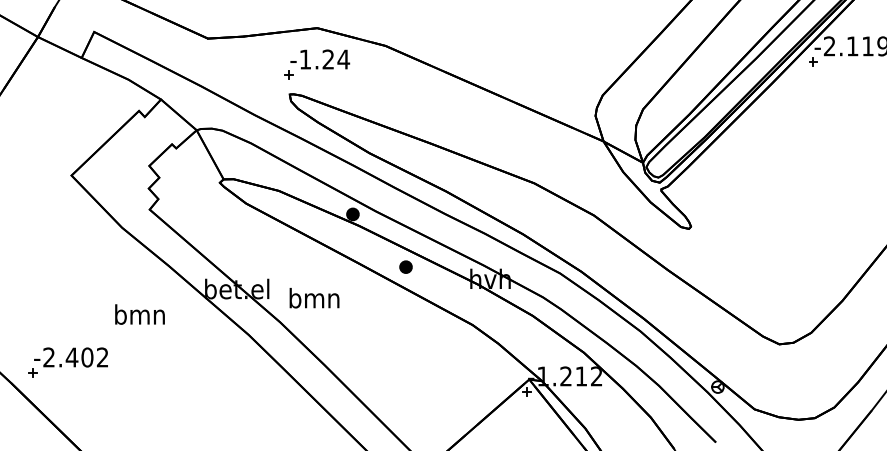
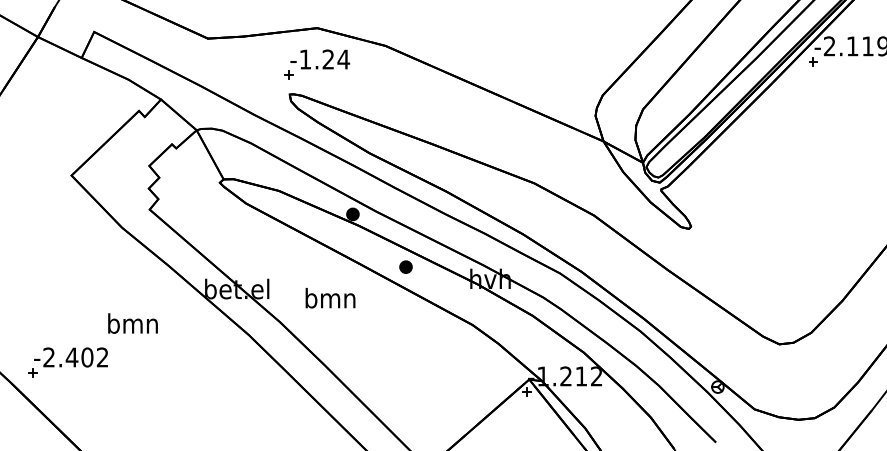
text position: (314, 298) -> (330, 298) (330, 298)
text position: (139, 314) -> (132, 323) (132, 323)
